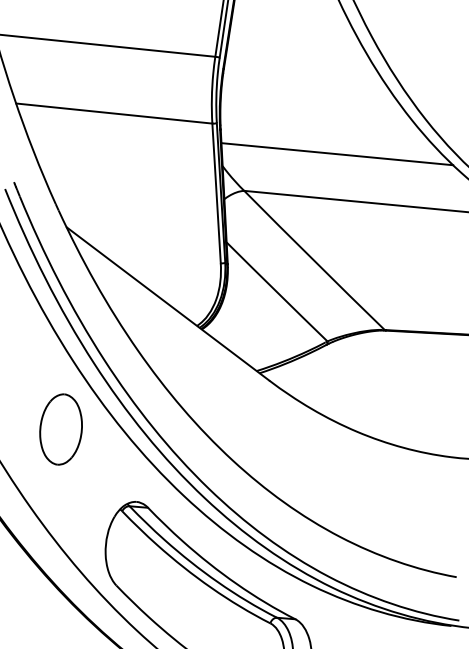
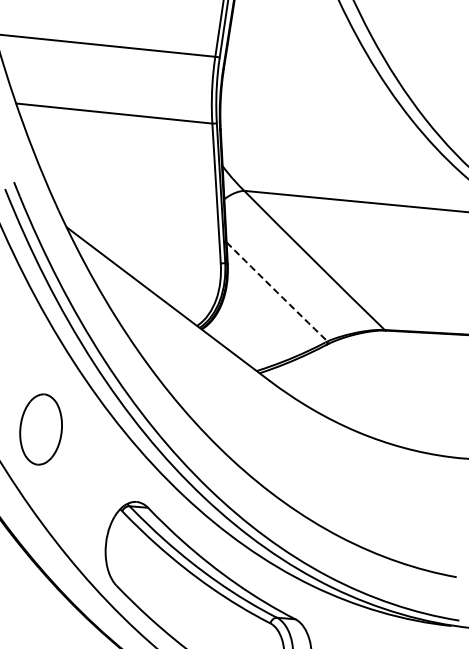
line: present -> none (337, 154)
arc: solid -> dashed (276, 292)
part position: (60, 429) -> (40, 429) (40, 429)
